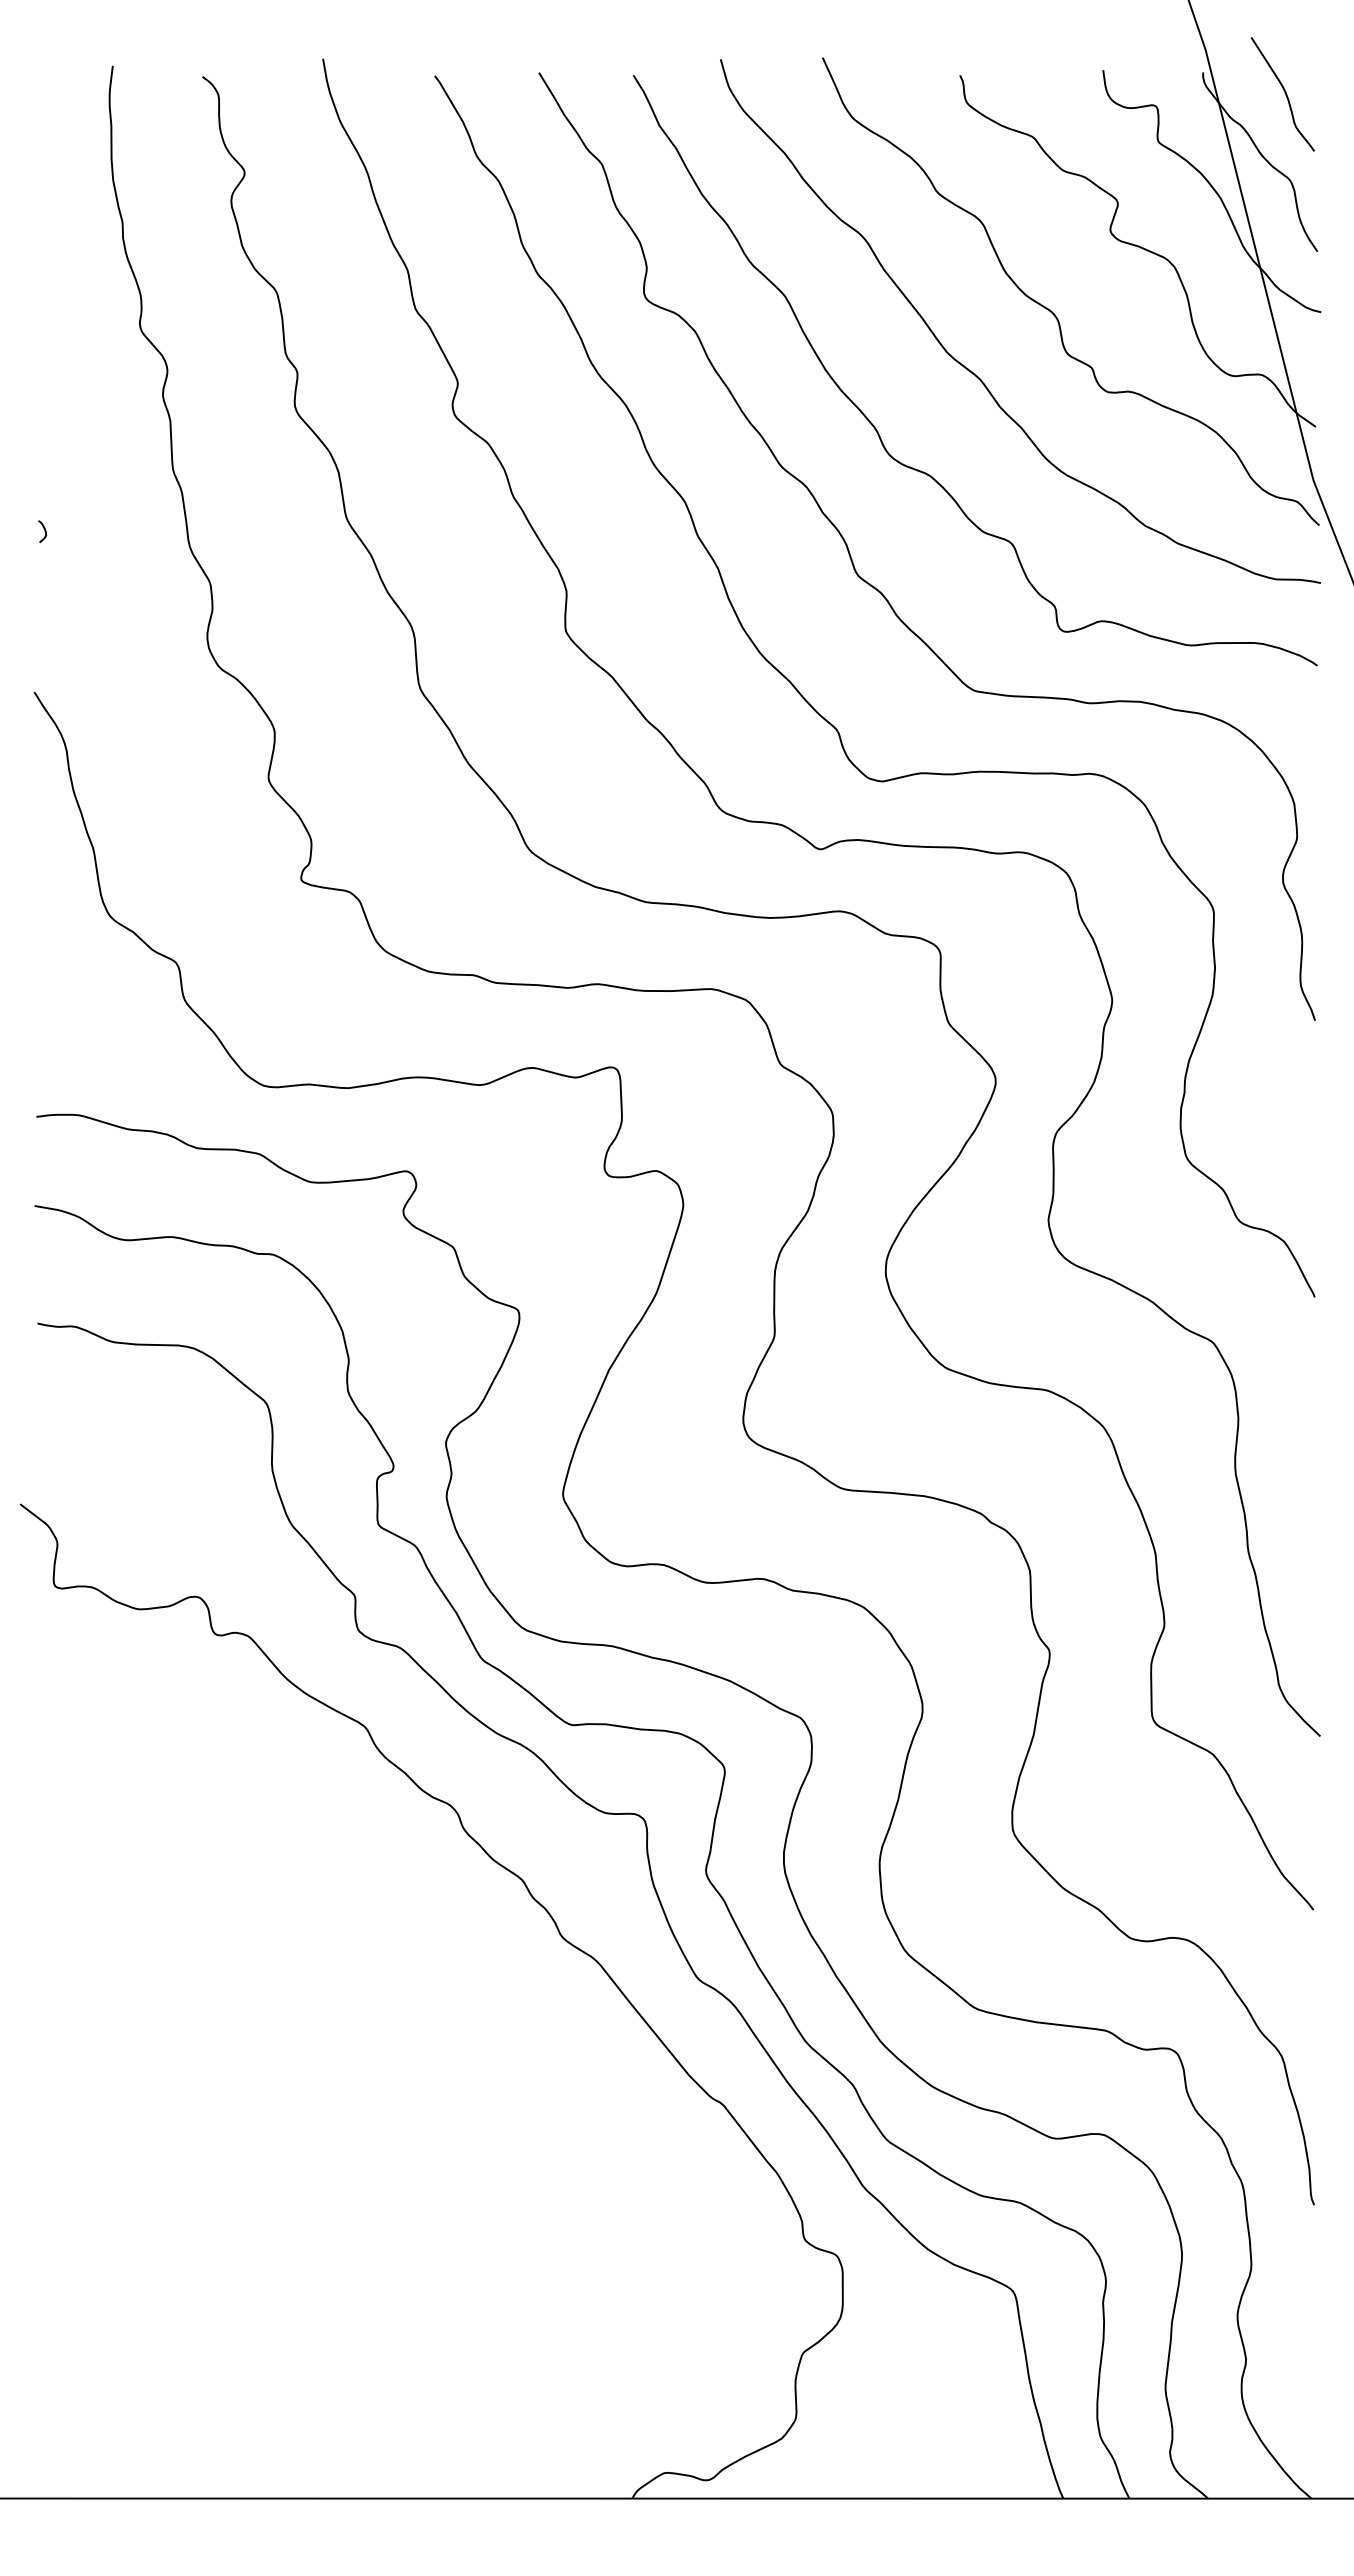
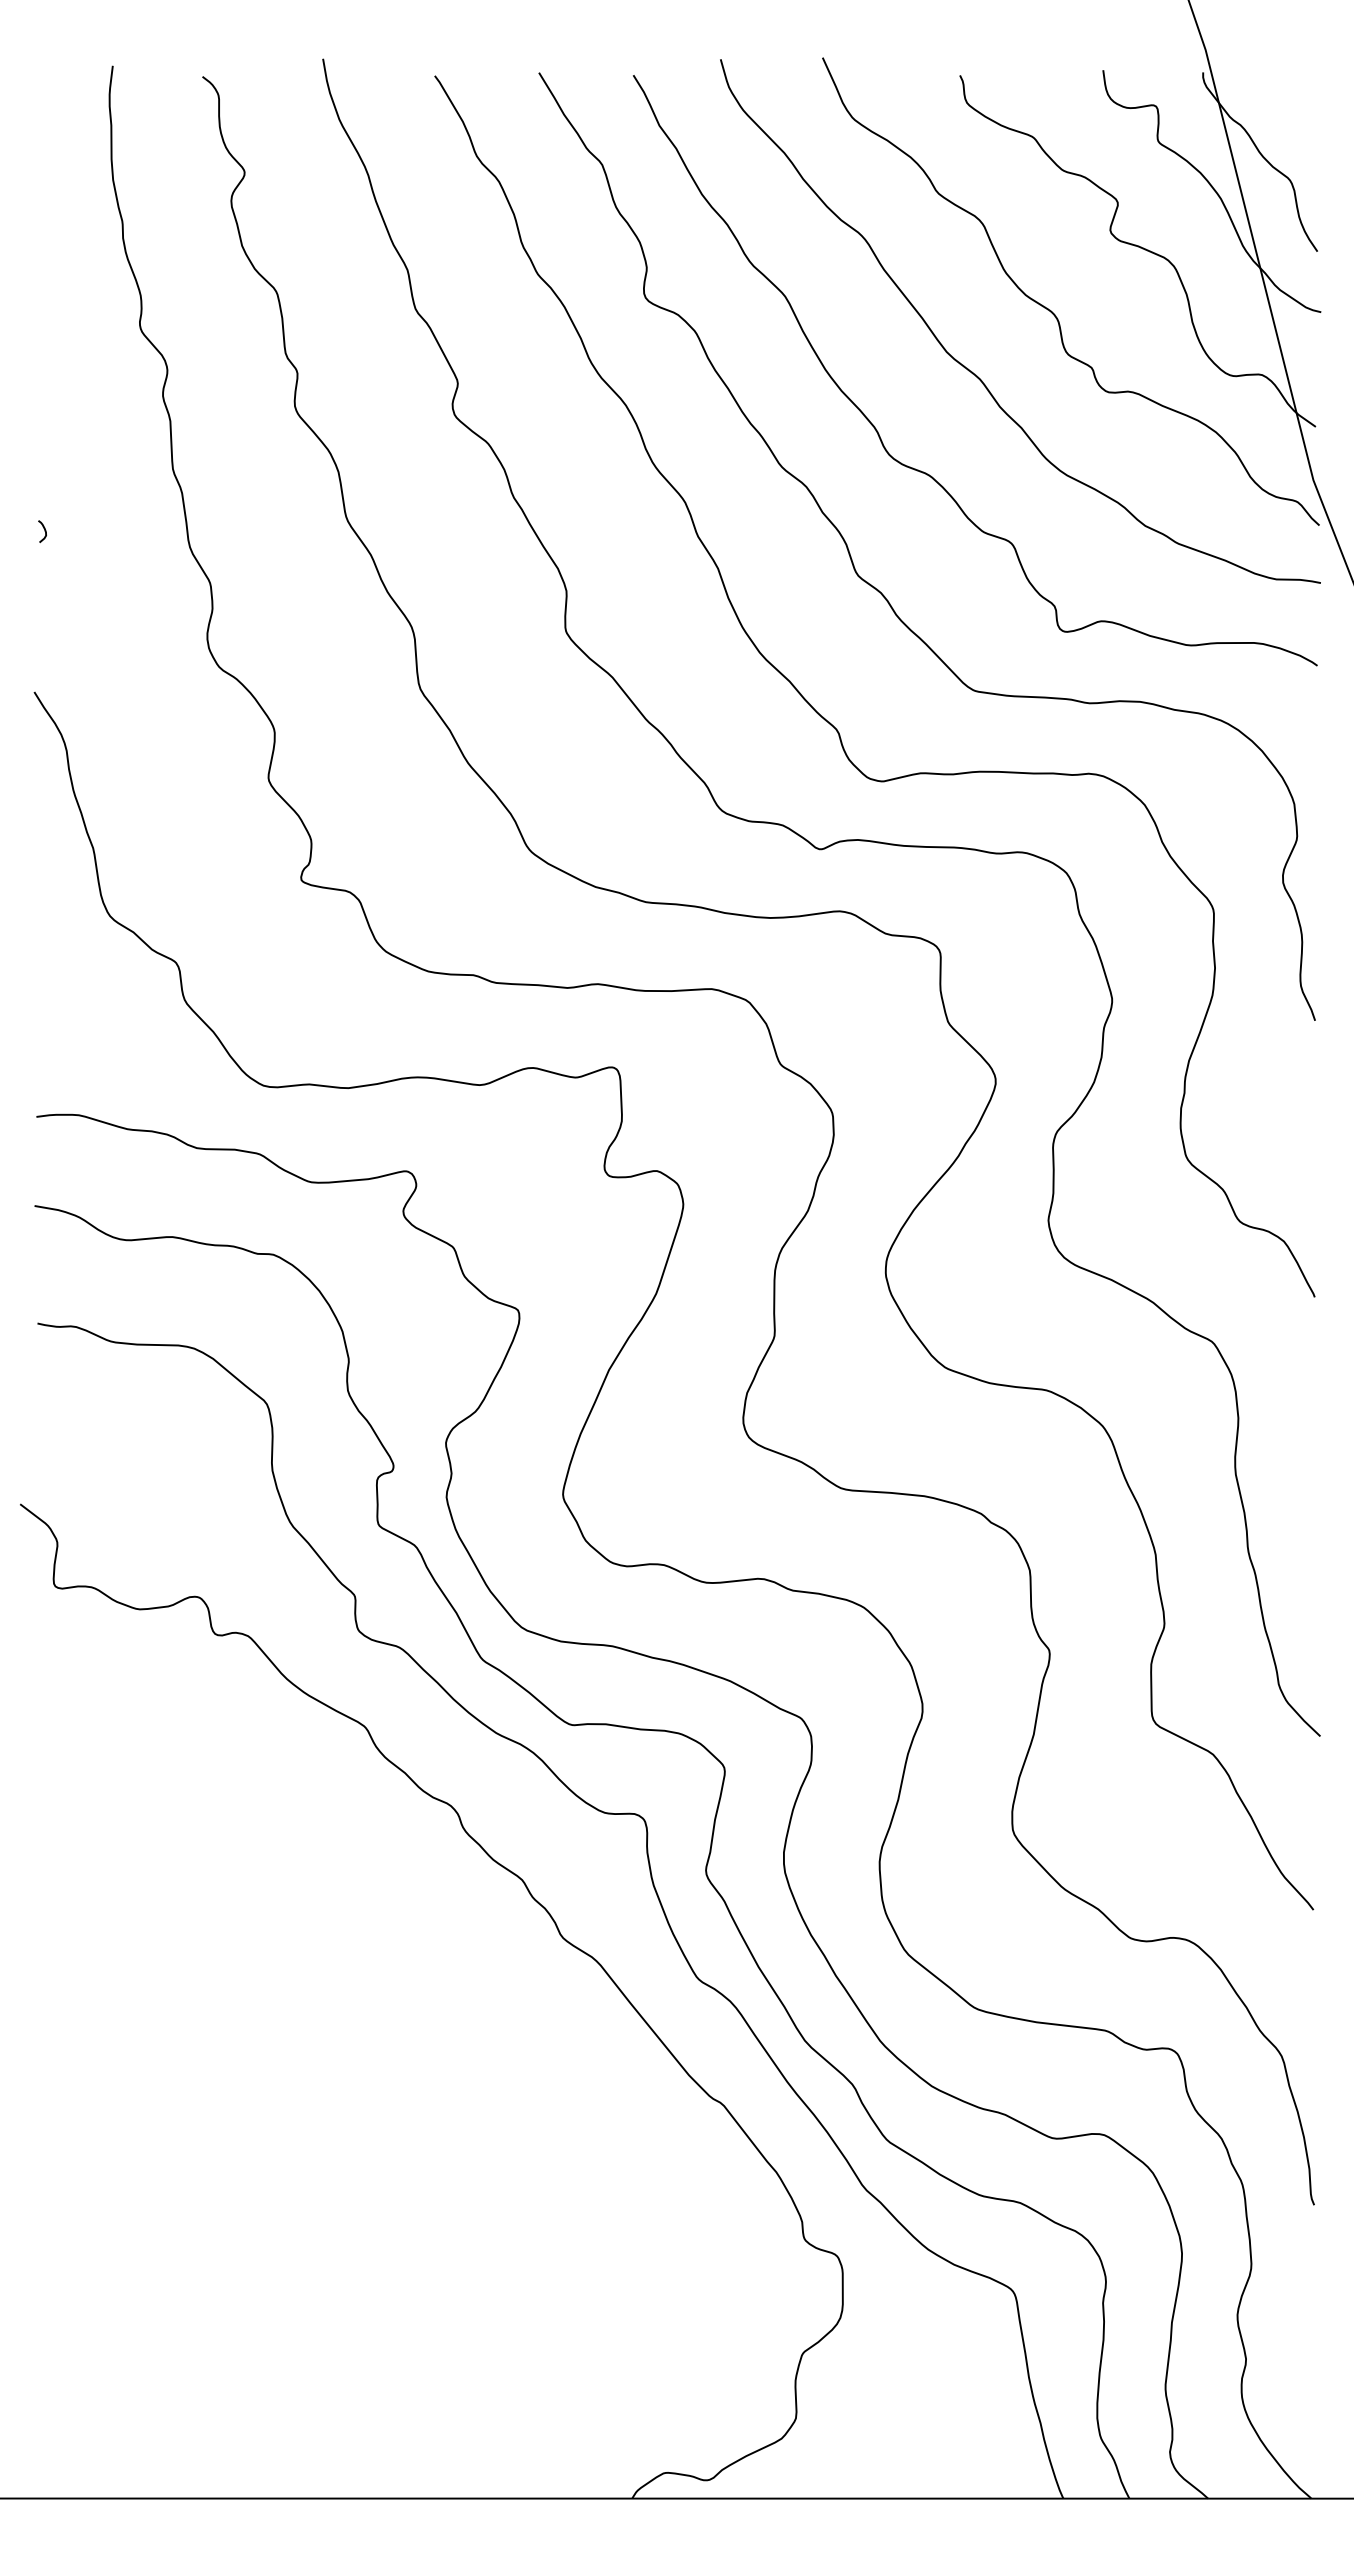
curve: present -> none (1284, 92)
